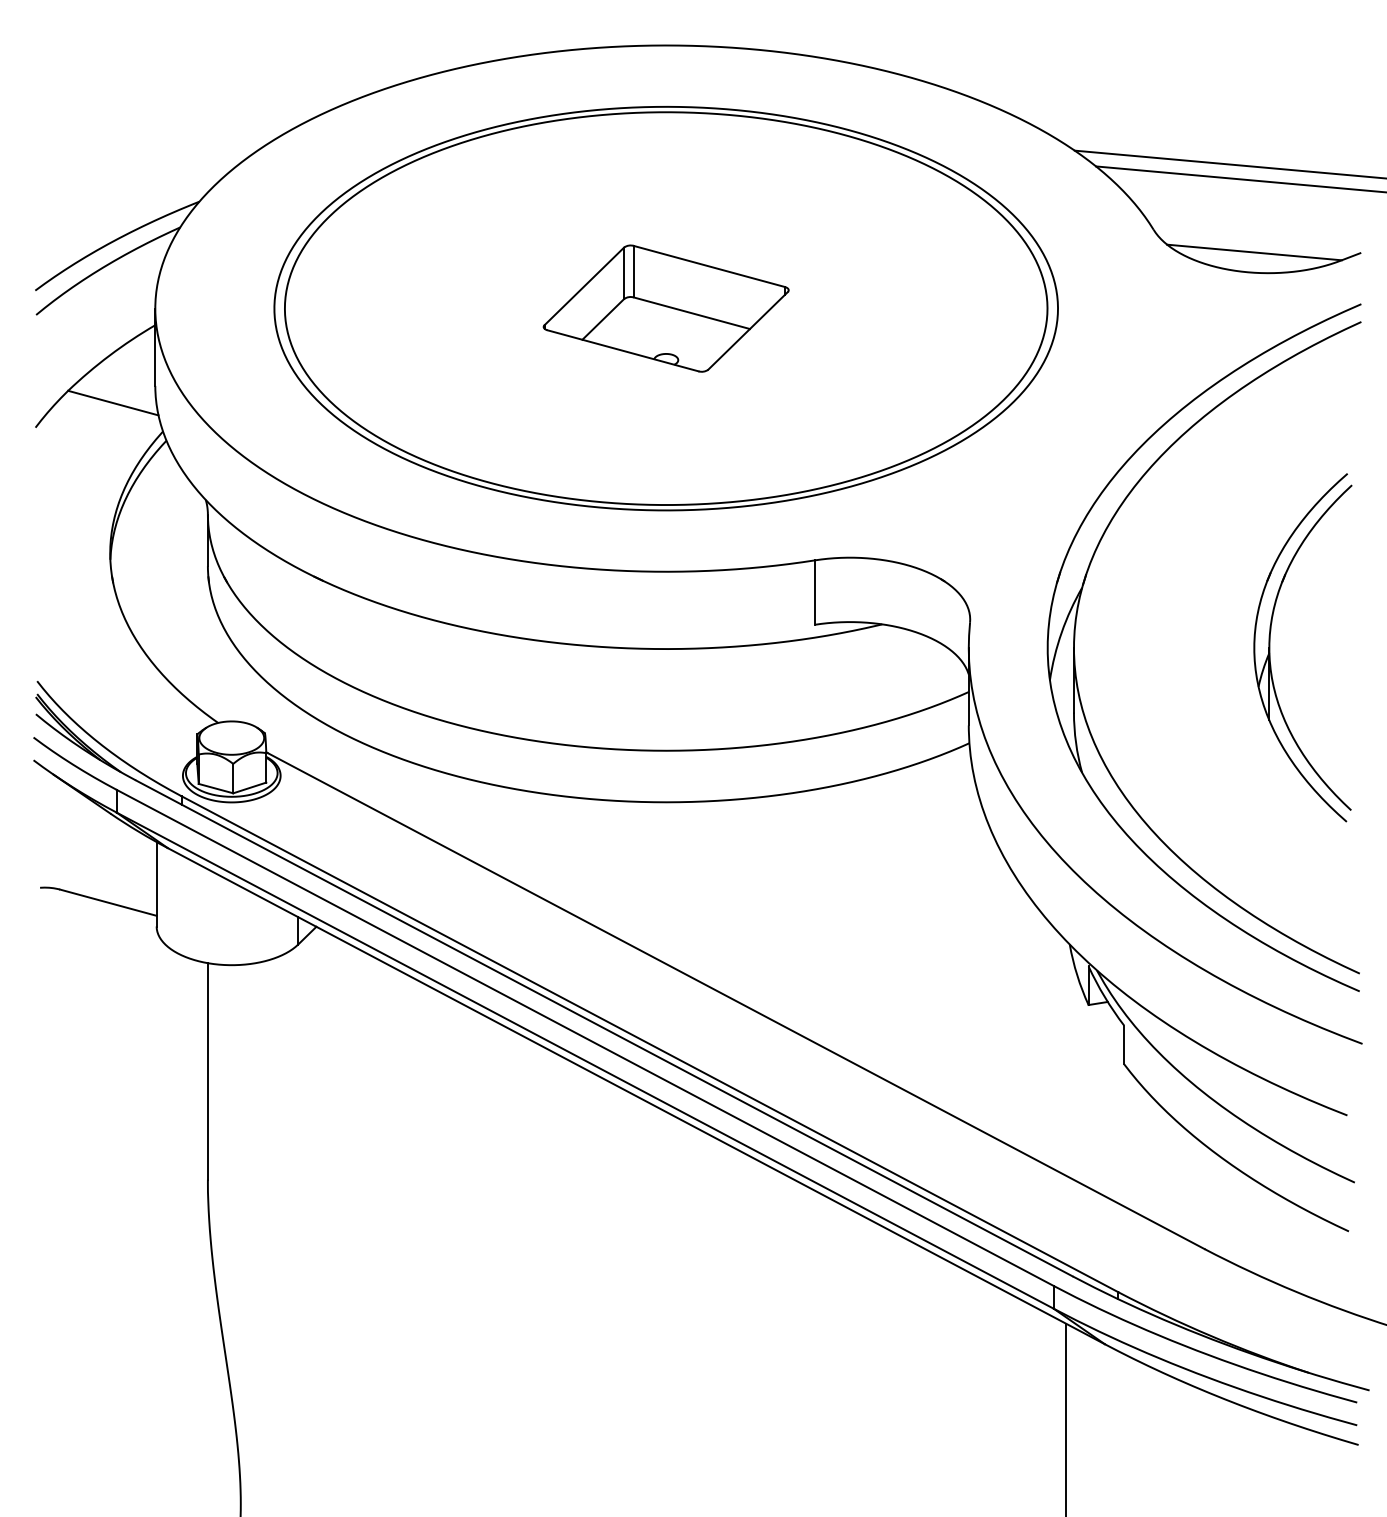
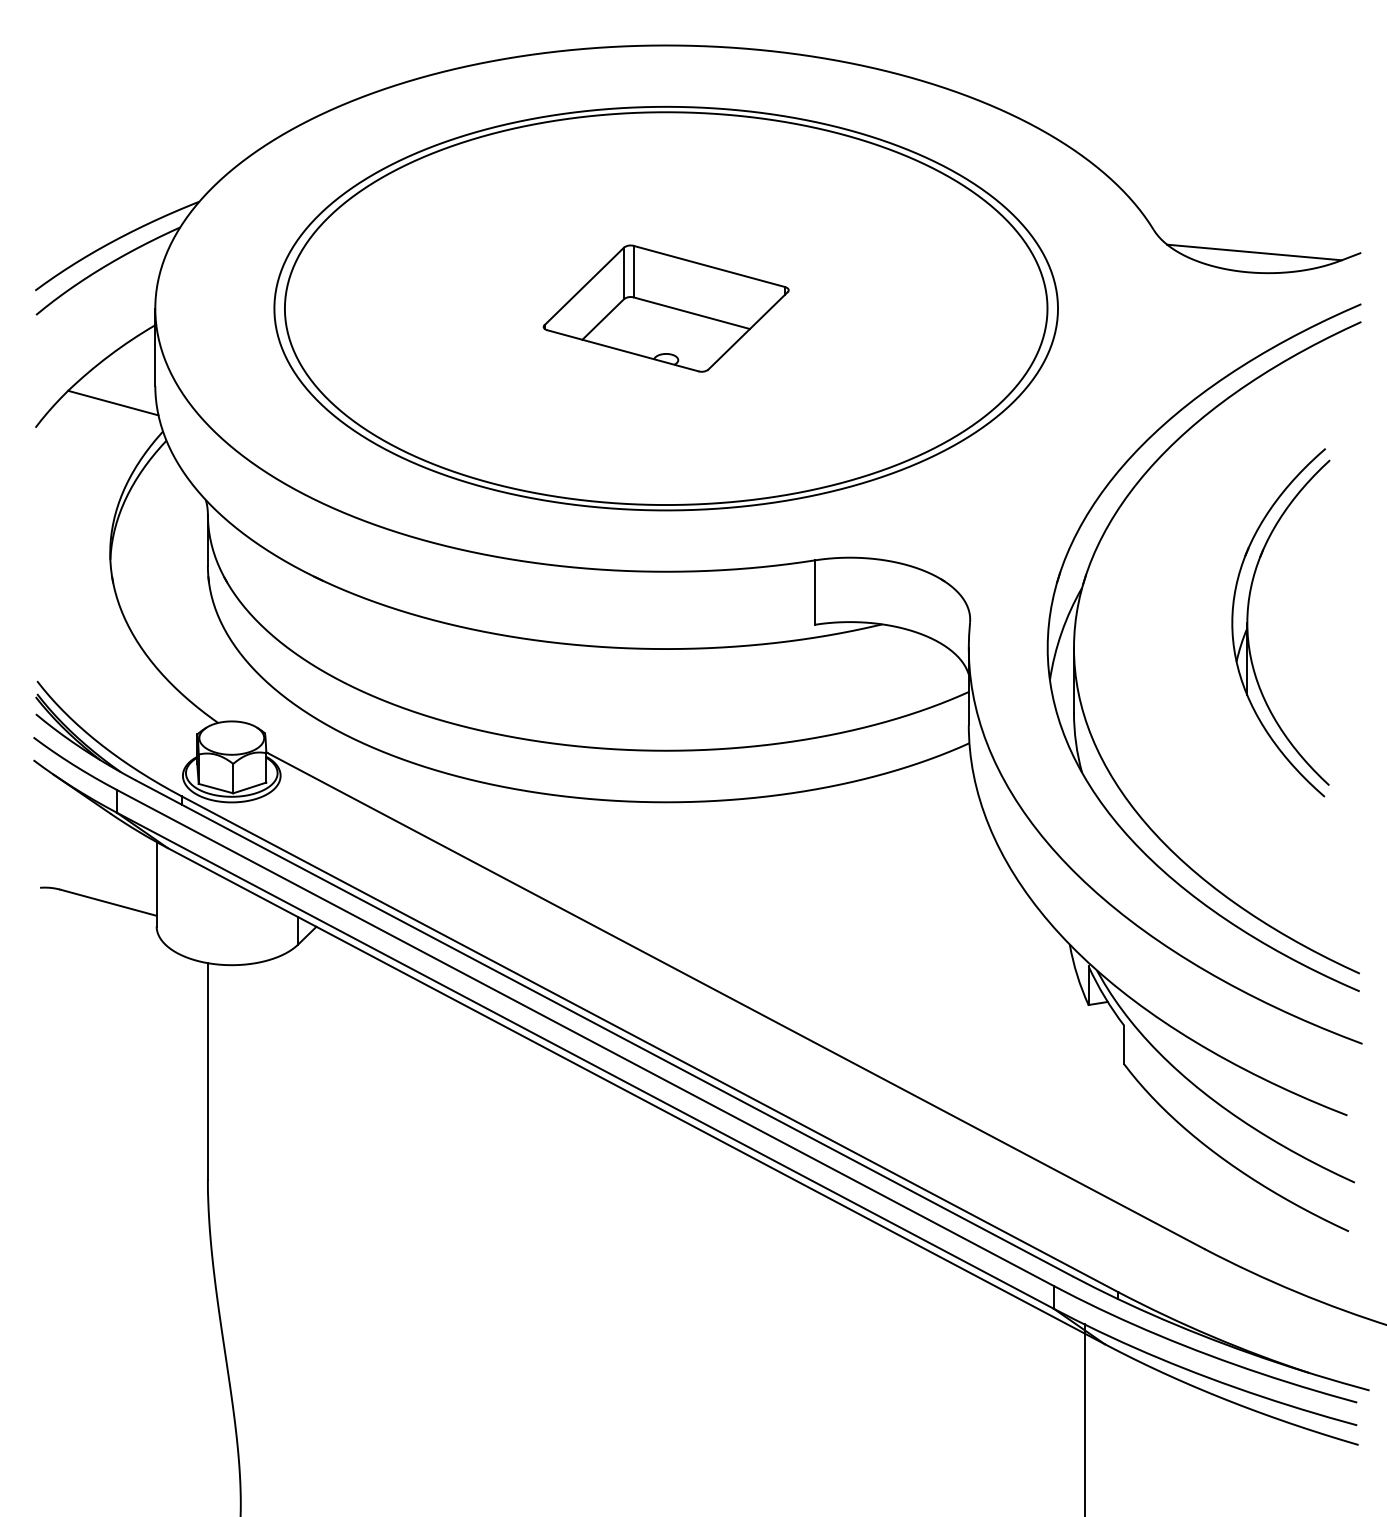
line: present -> none (1228, 164)
line: present -> none (1239, 179)
part position: (1270, 647) -> (1248, 622) (1248, 622)
line position: (1066, 1418) -> (1085, 1418) (1085, 1418)
